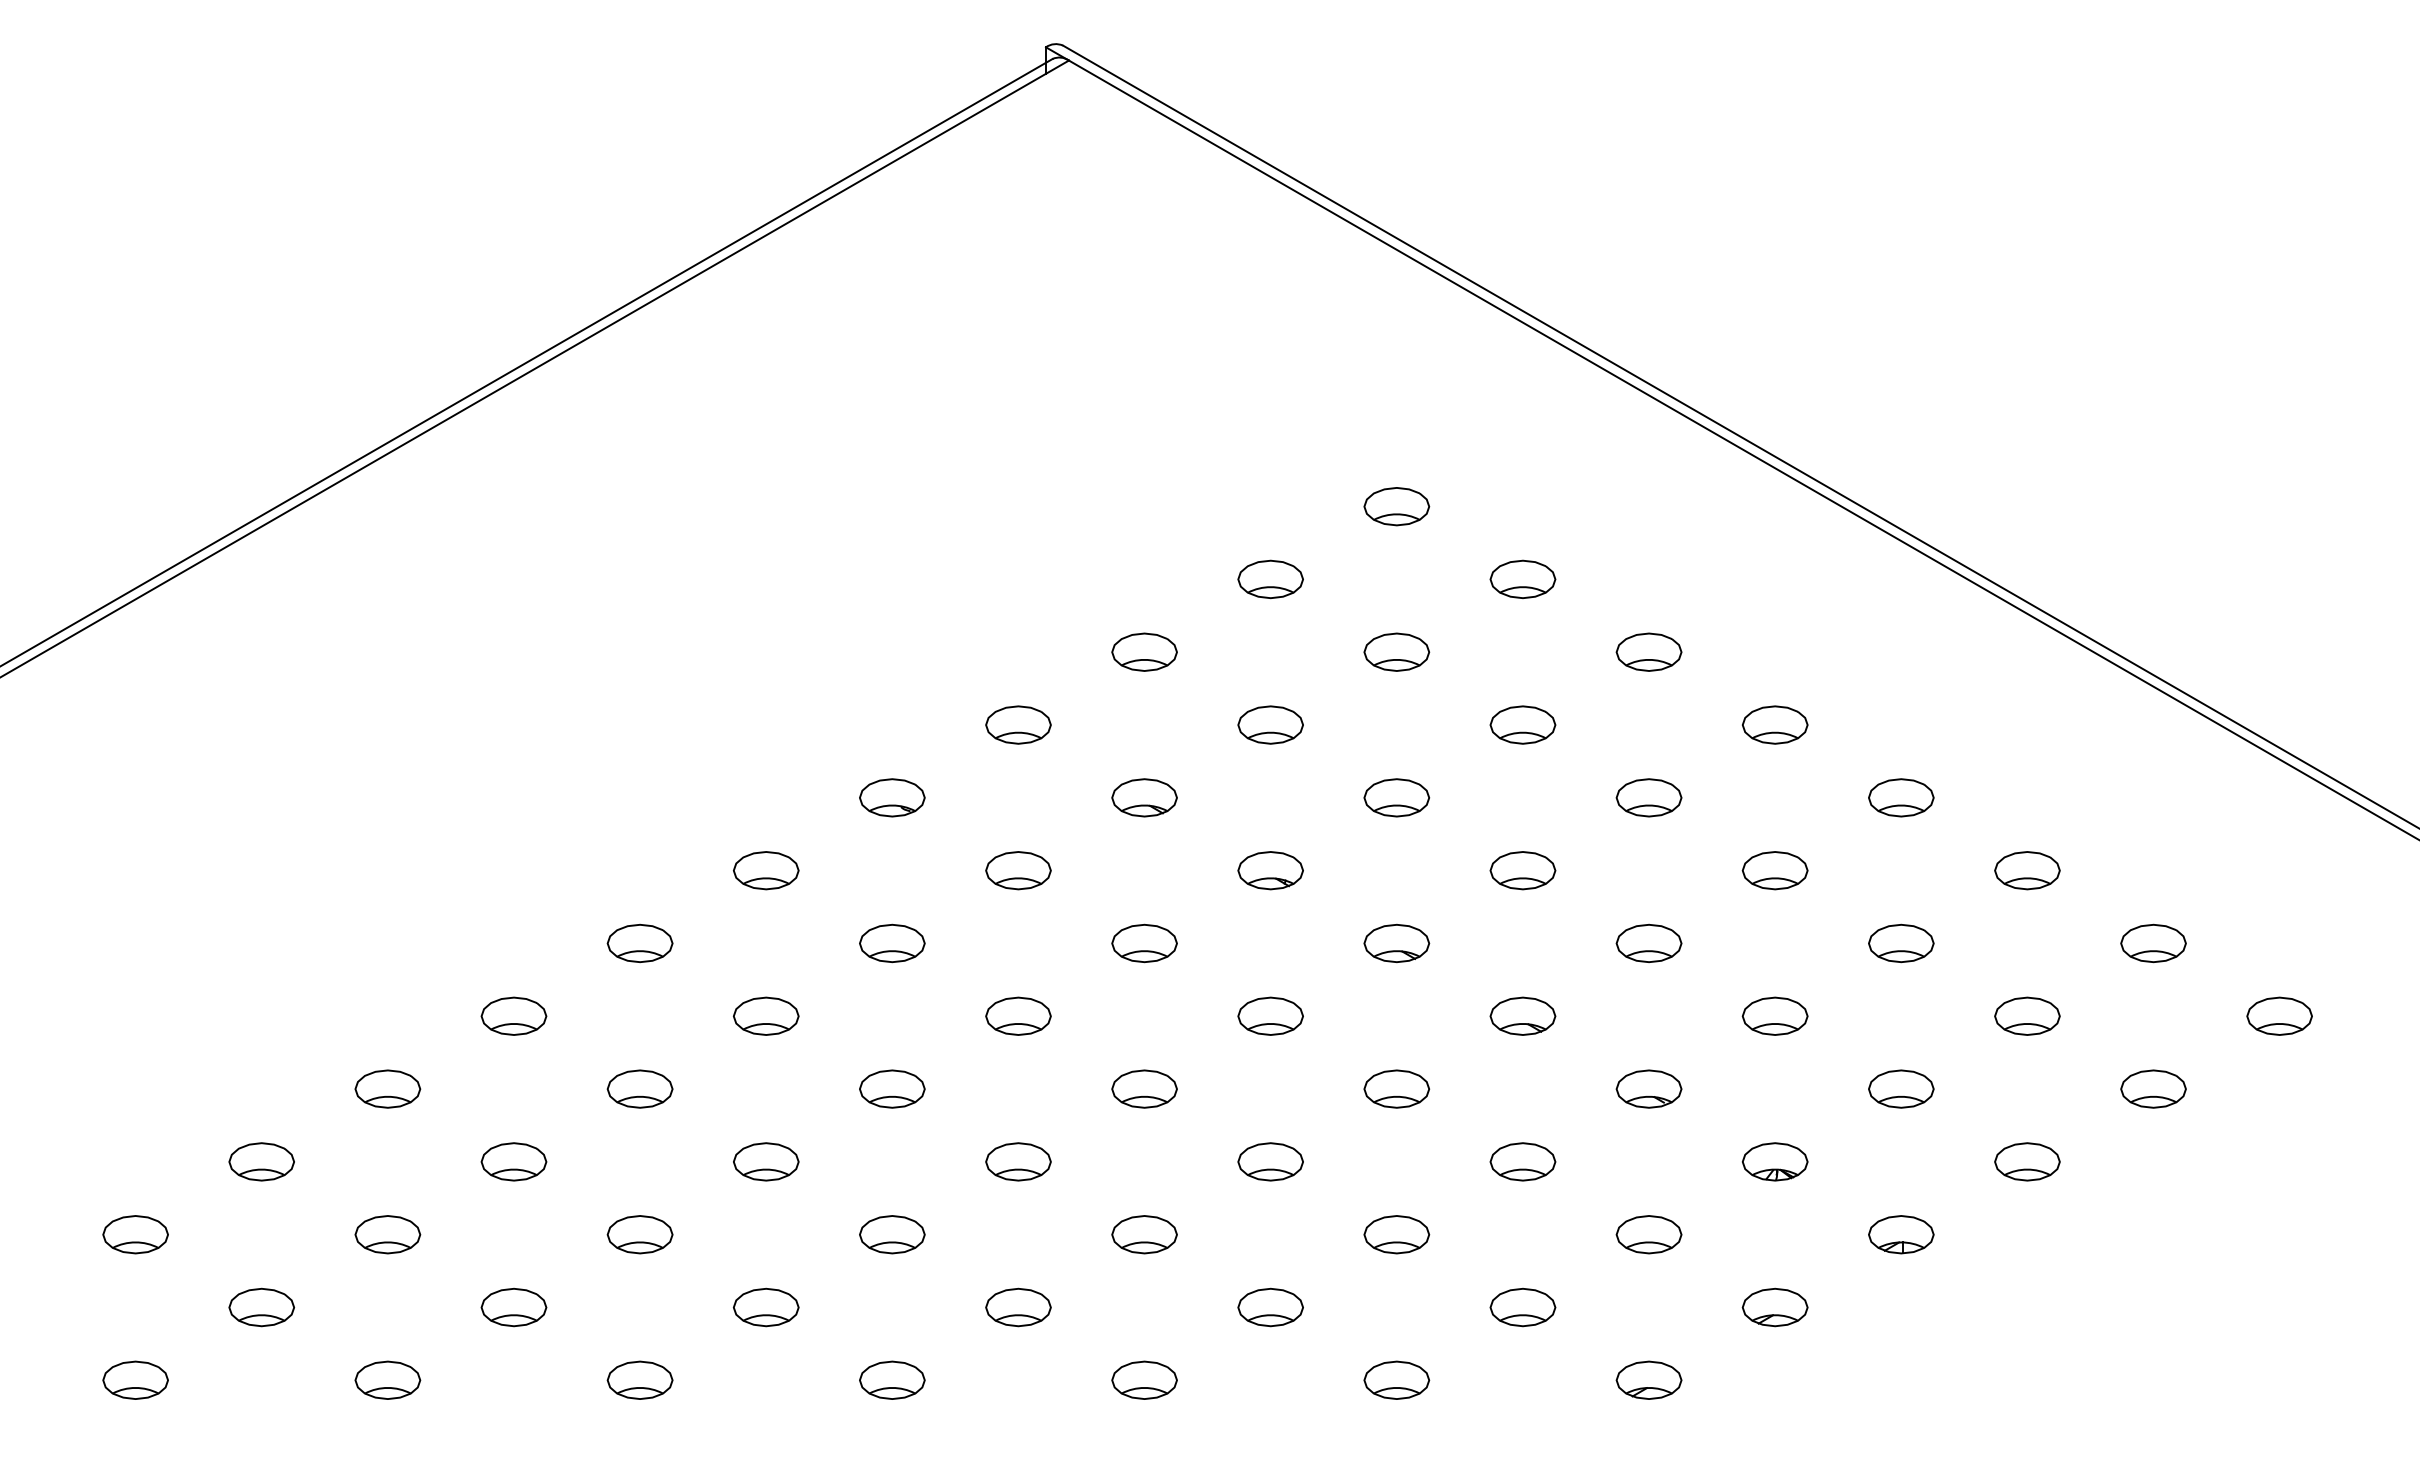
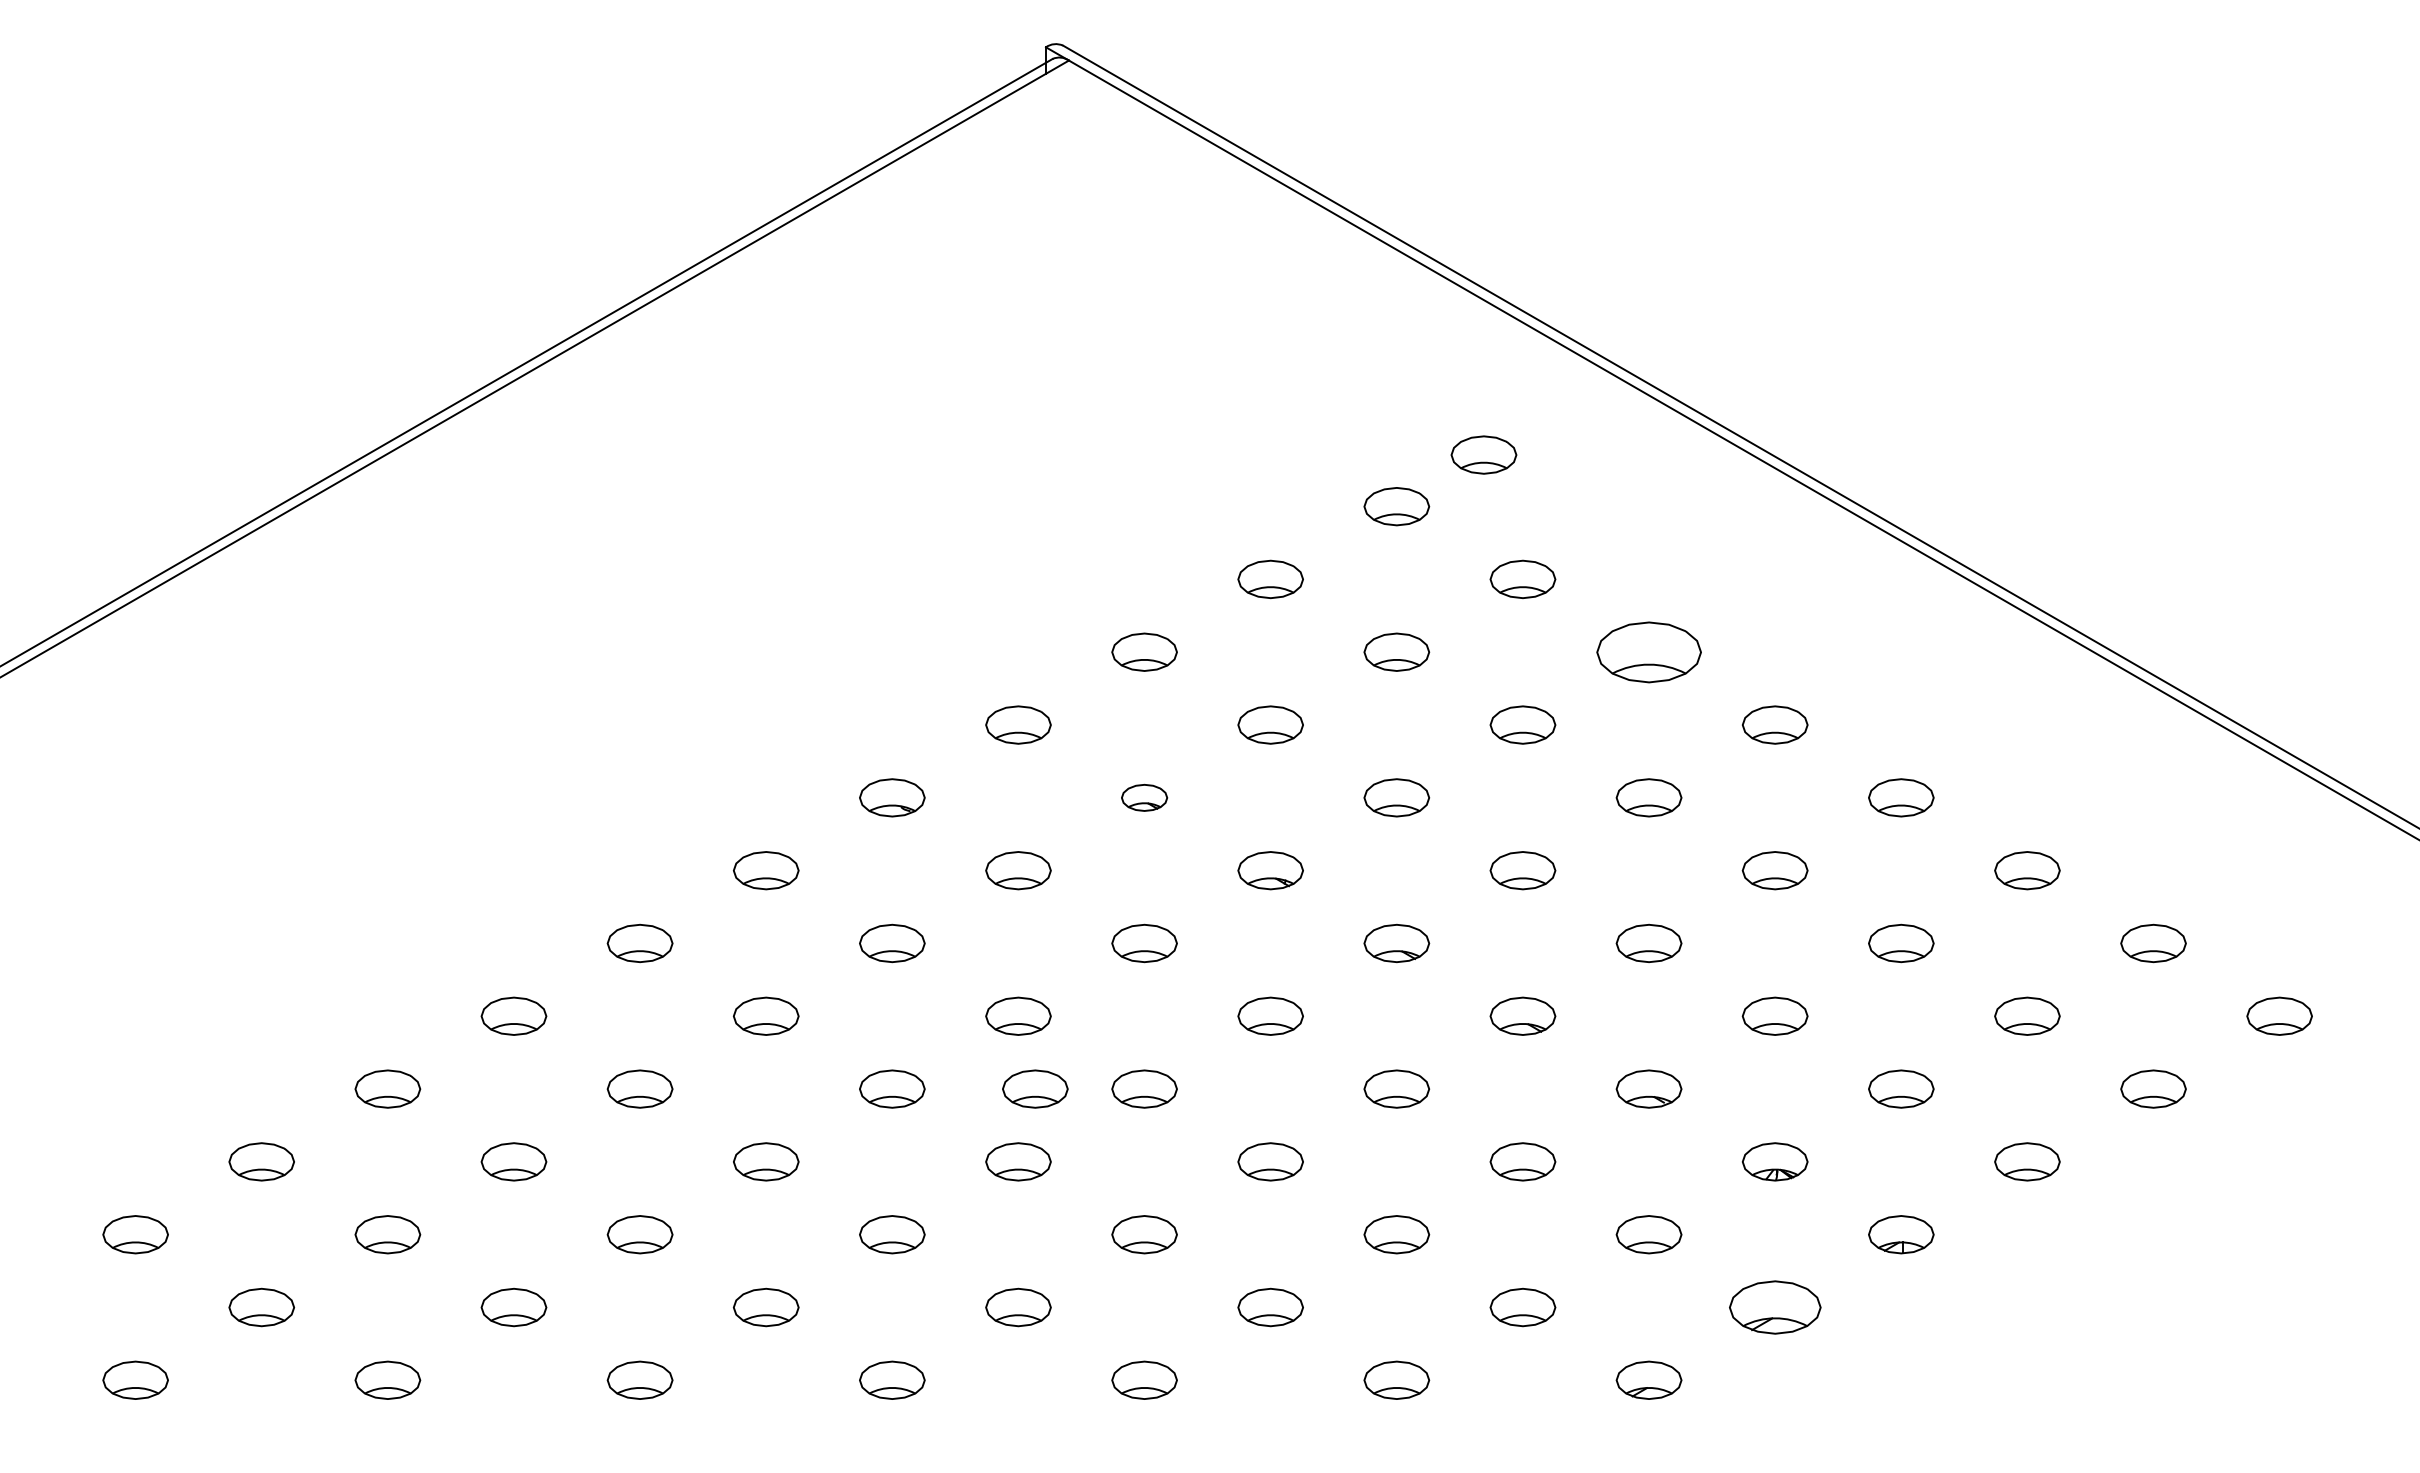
part: none -> present (1483, 454)
part size: 68x40 px -> 106x63 px (1648, 652)
part size: 67x40 px -> 48x29 px (1144, 797)
part: none -> present (1035, 1088)
part size: 68x41 px -> 93x55 px (1775, 1307)
